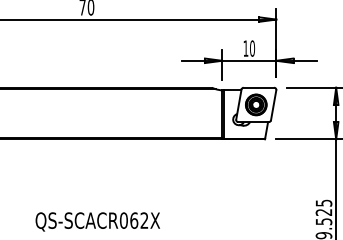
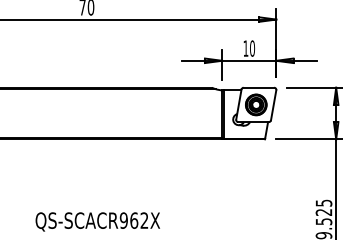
text: QS-SCACR062X -> QS-SCACR962X (123, 220)
